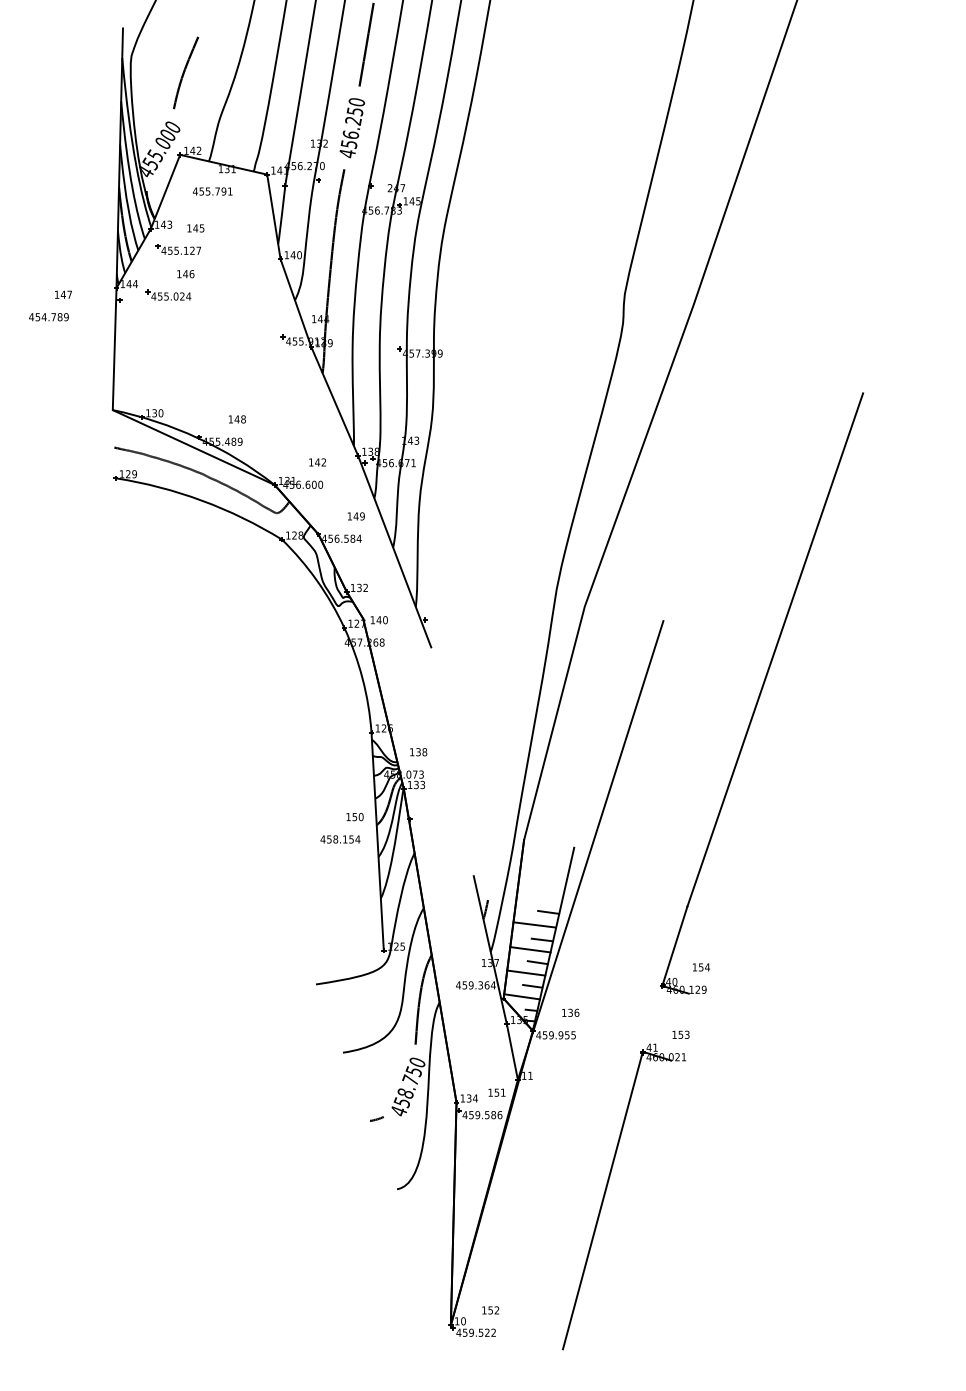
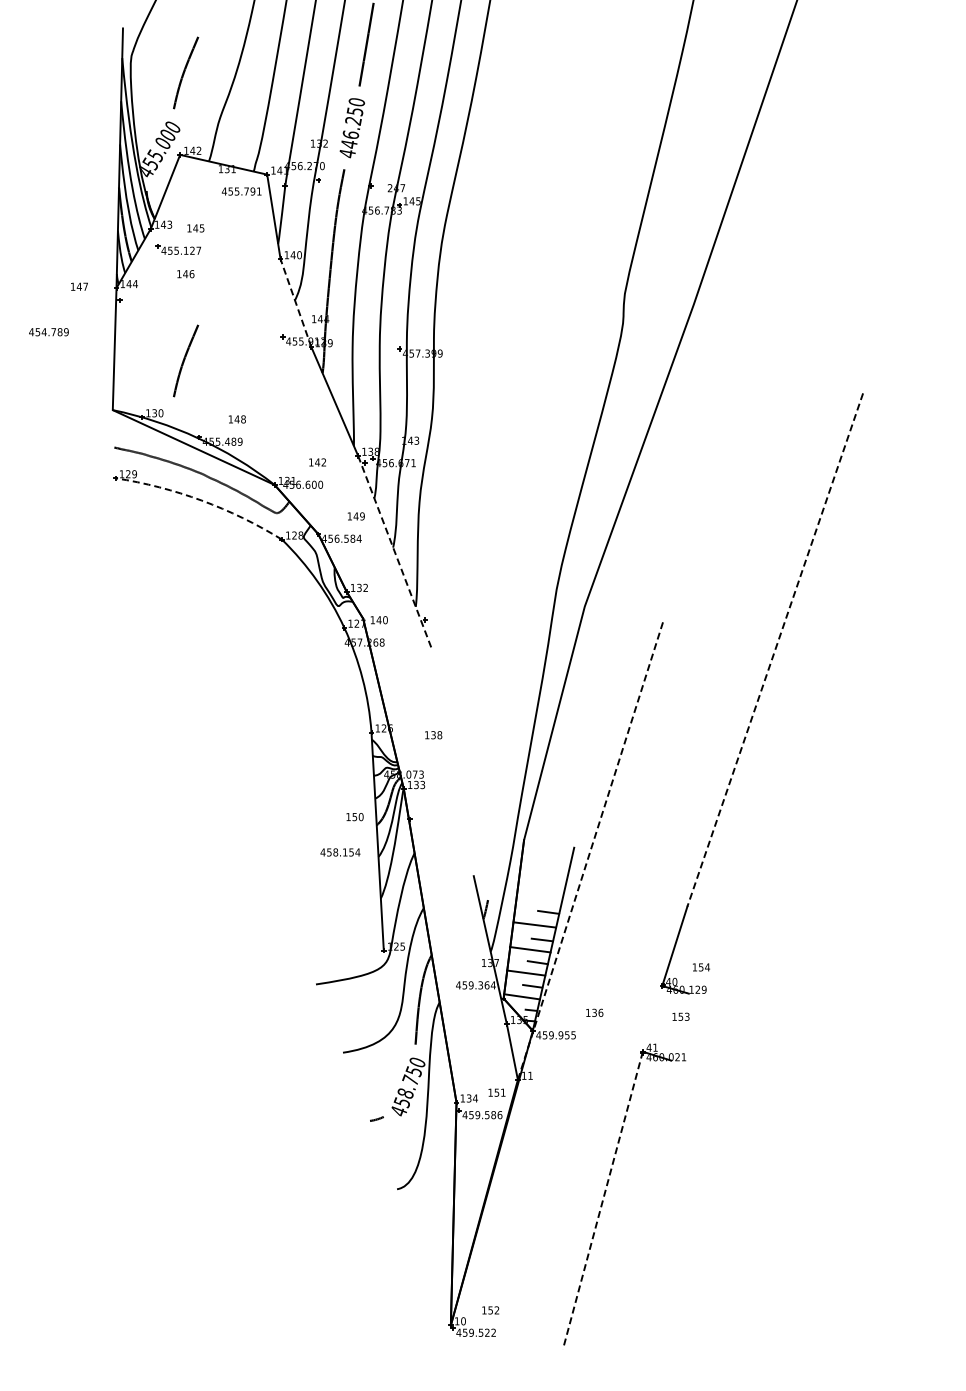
text: 456.250 -> 446.250 (348, 144)
text position: (212, 191) -> (241, 191) (241, 191)
text position: (63, 294) -> (79, 286) (79, 286)
part: present -> none (168, 294)
line: solid -> dashed (295, 303)
text position: (48, 317) -> (48, 332) (48, 332)
curve: none -> present (185, 359)
arc: solid -> dashed (201, 500)
line: solid -> dashed (394, 551)
line: solid -> dashed (775, 650)
text position: (418, 752) -> (433, 735) (433, 735)
text position: (340, 839) -> (340, 852) (340, 852)
line: solid -> dashed (590, 850)
text position: (570, 1012) -> (594, 1012) (594, 1012)
text position: (680, 1034) -> (680, 1016) (680, 1016)
line: solid -> dashed (602, 1201)
